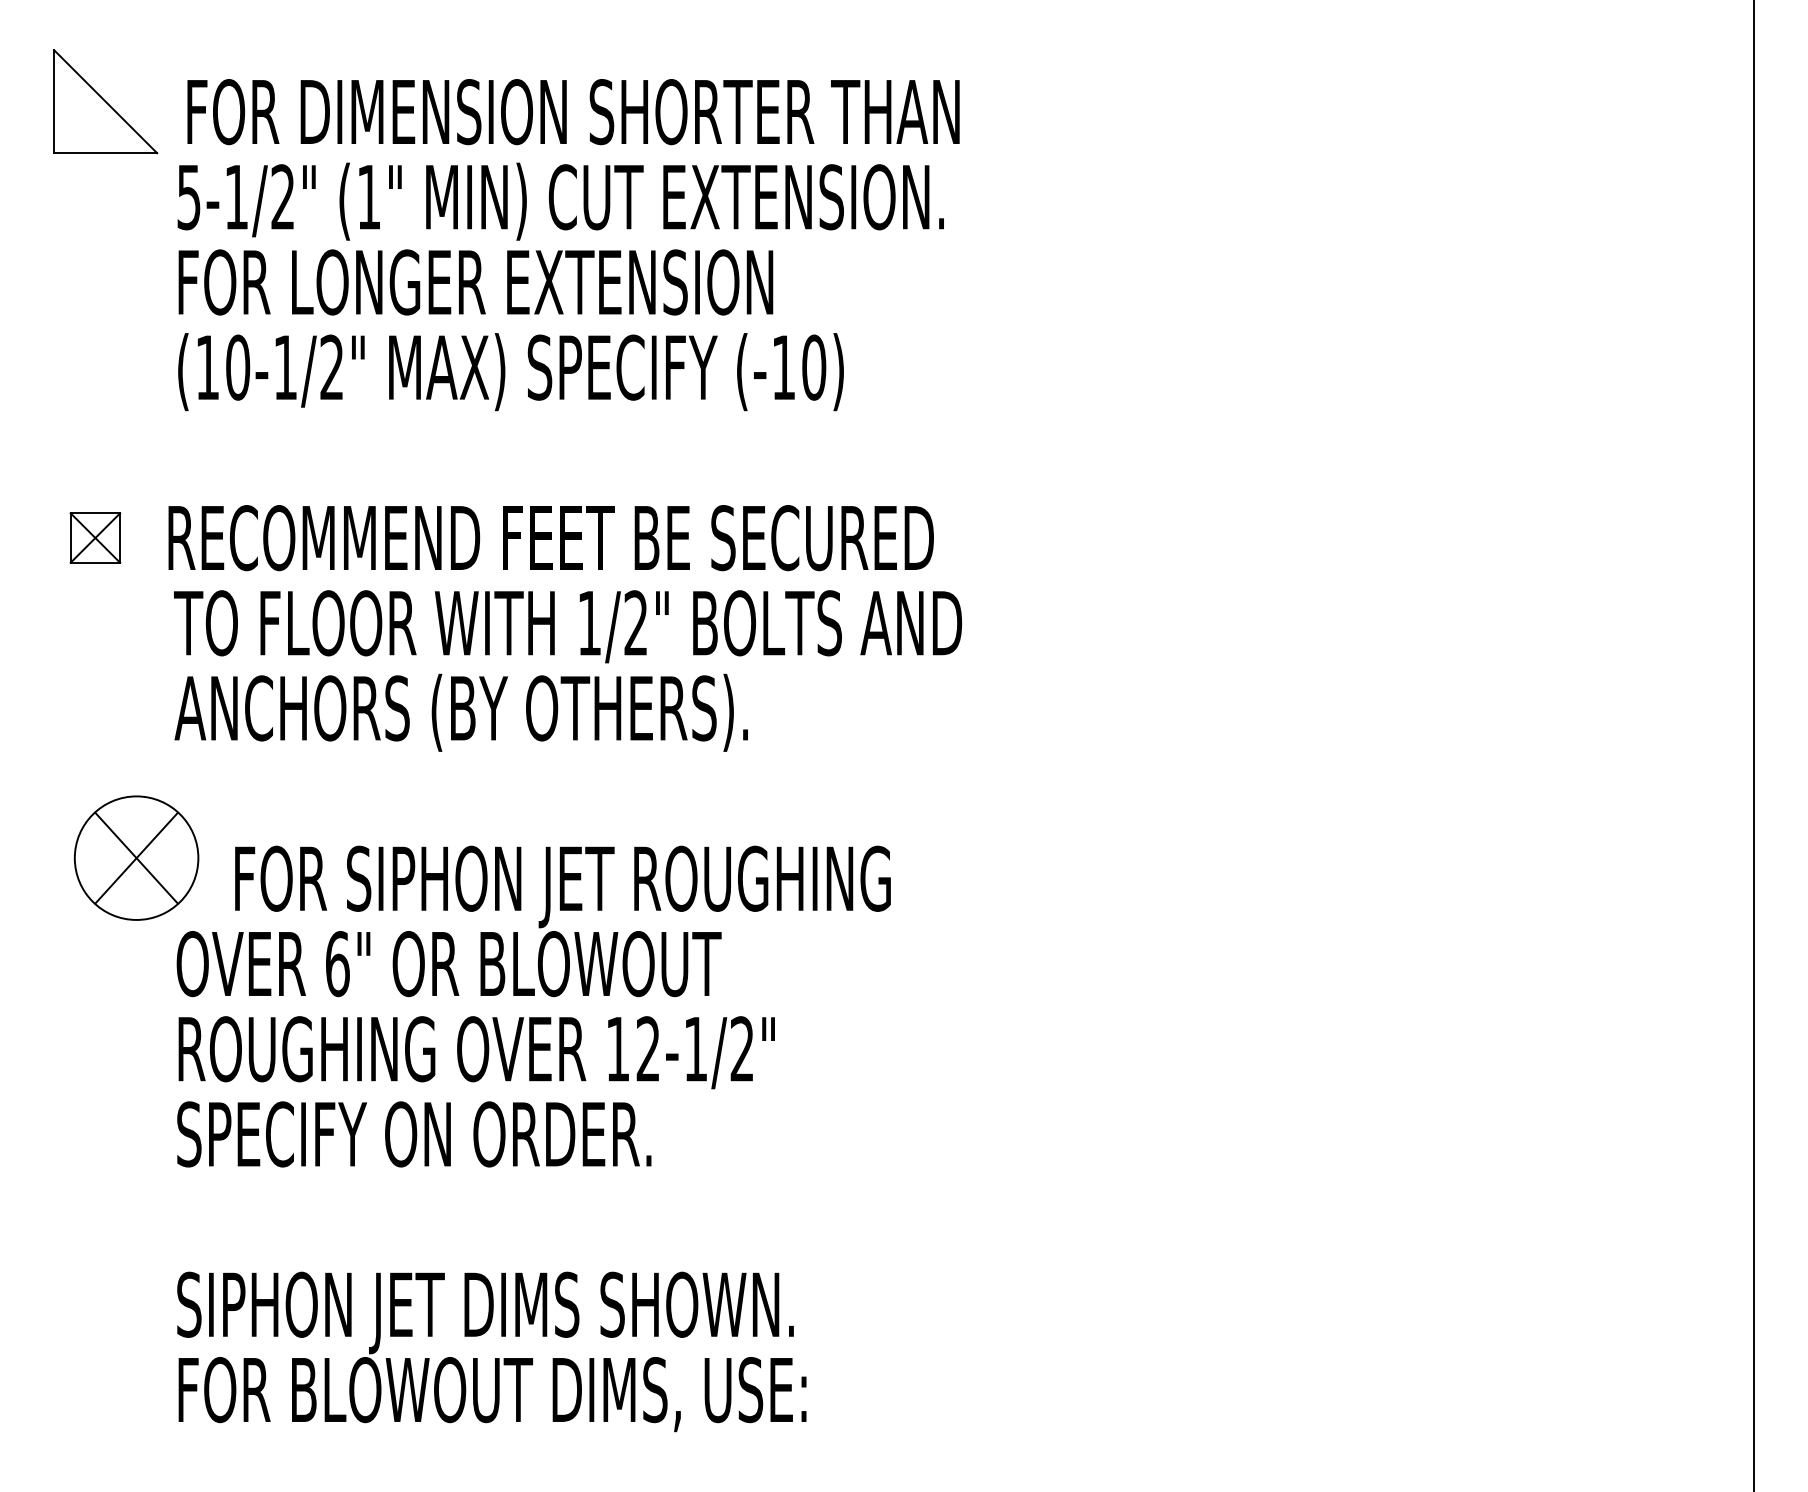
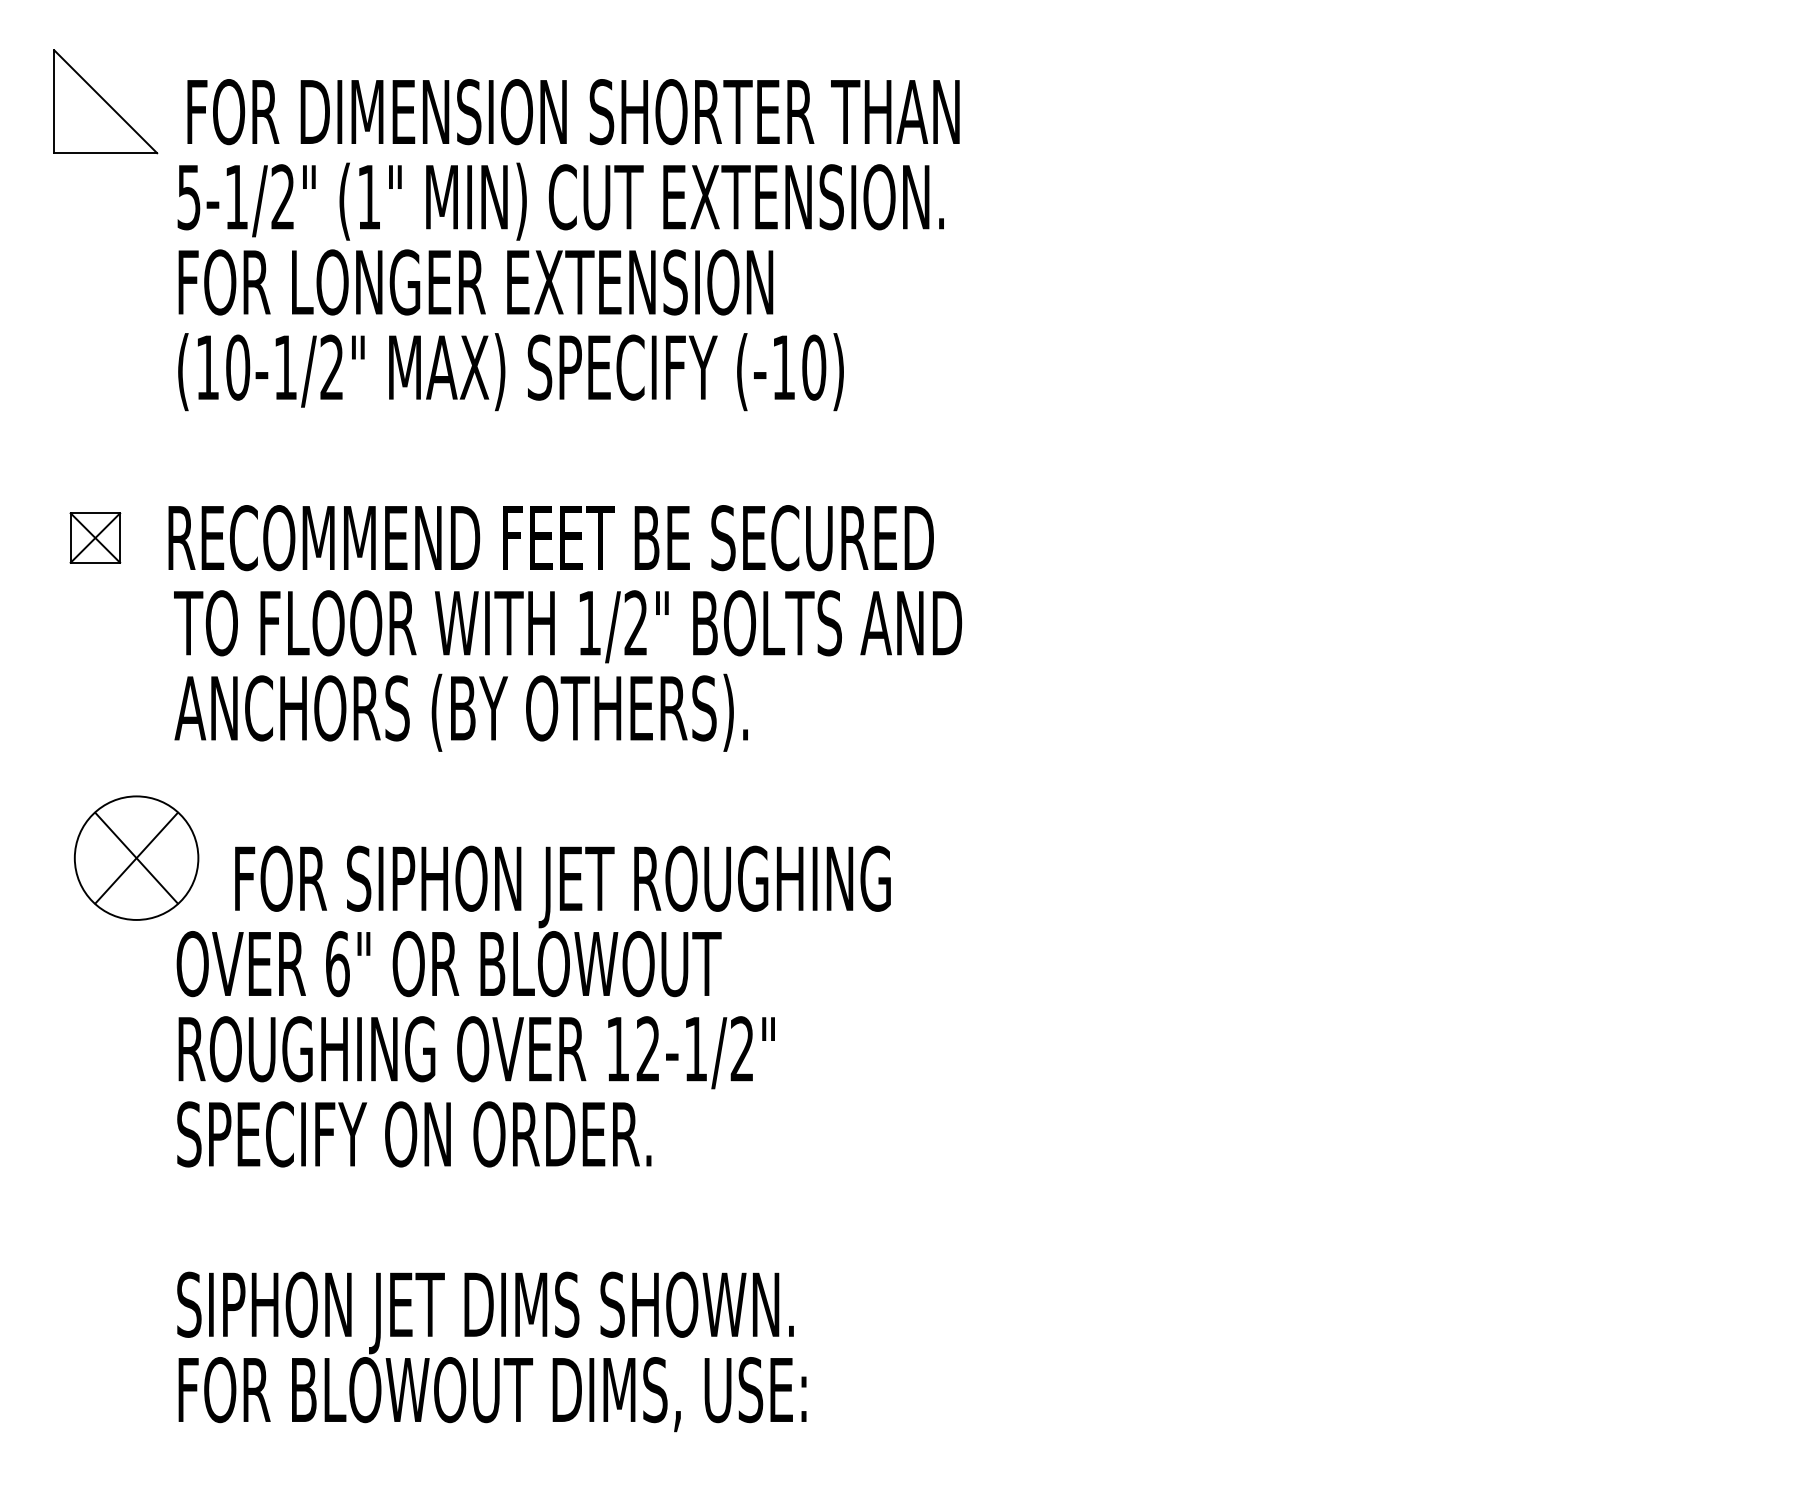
line: present -> none (1753, 745)
